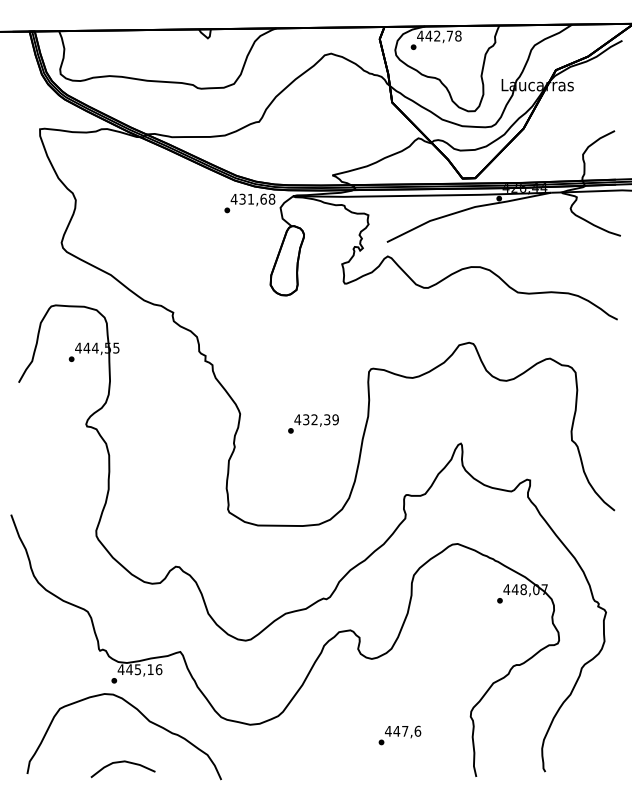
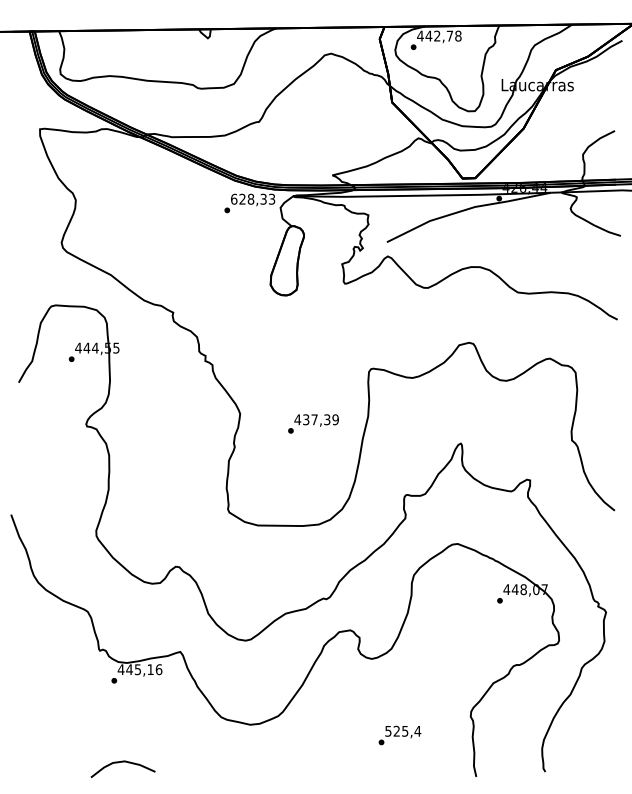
text: 431,68 -> 628,33 (252, 198)
text: 432,39 -> 437,39 (314, 419)
curve: present -> none (143, 716)
text: 447,6 -> 525,4 (402, 730)
